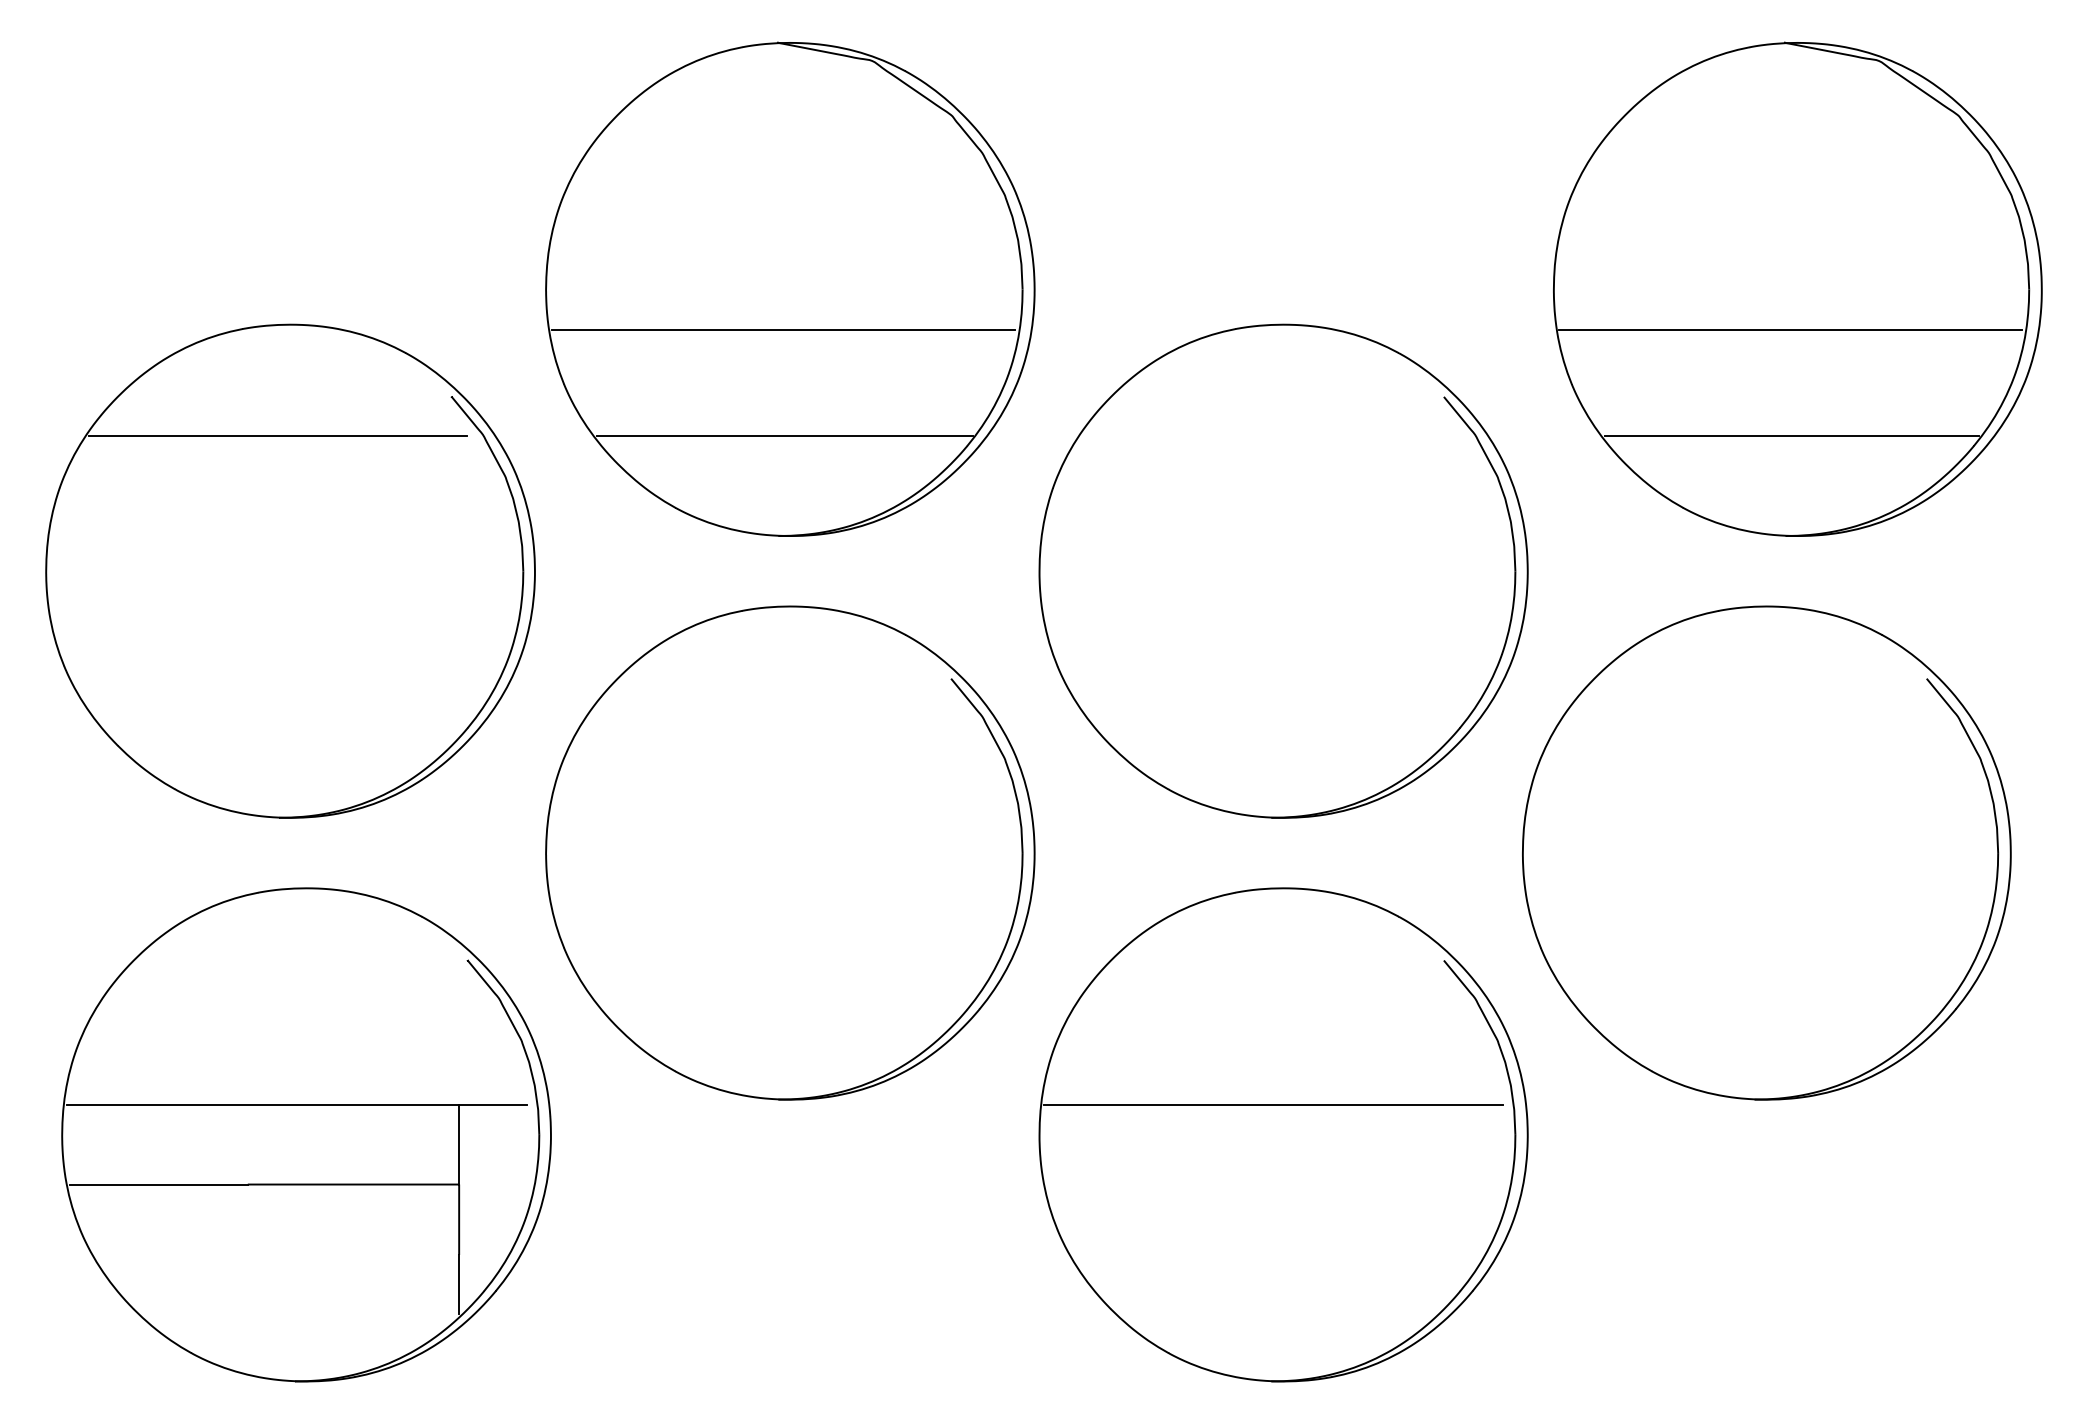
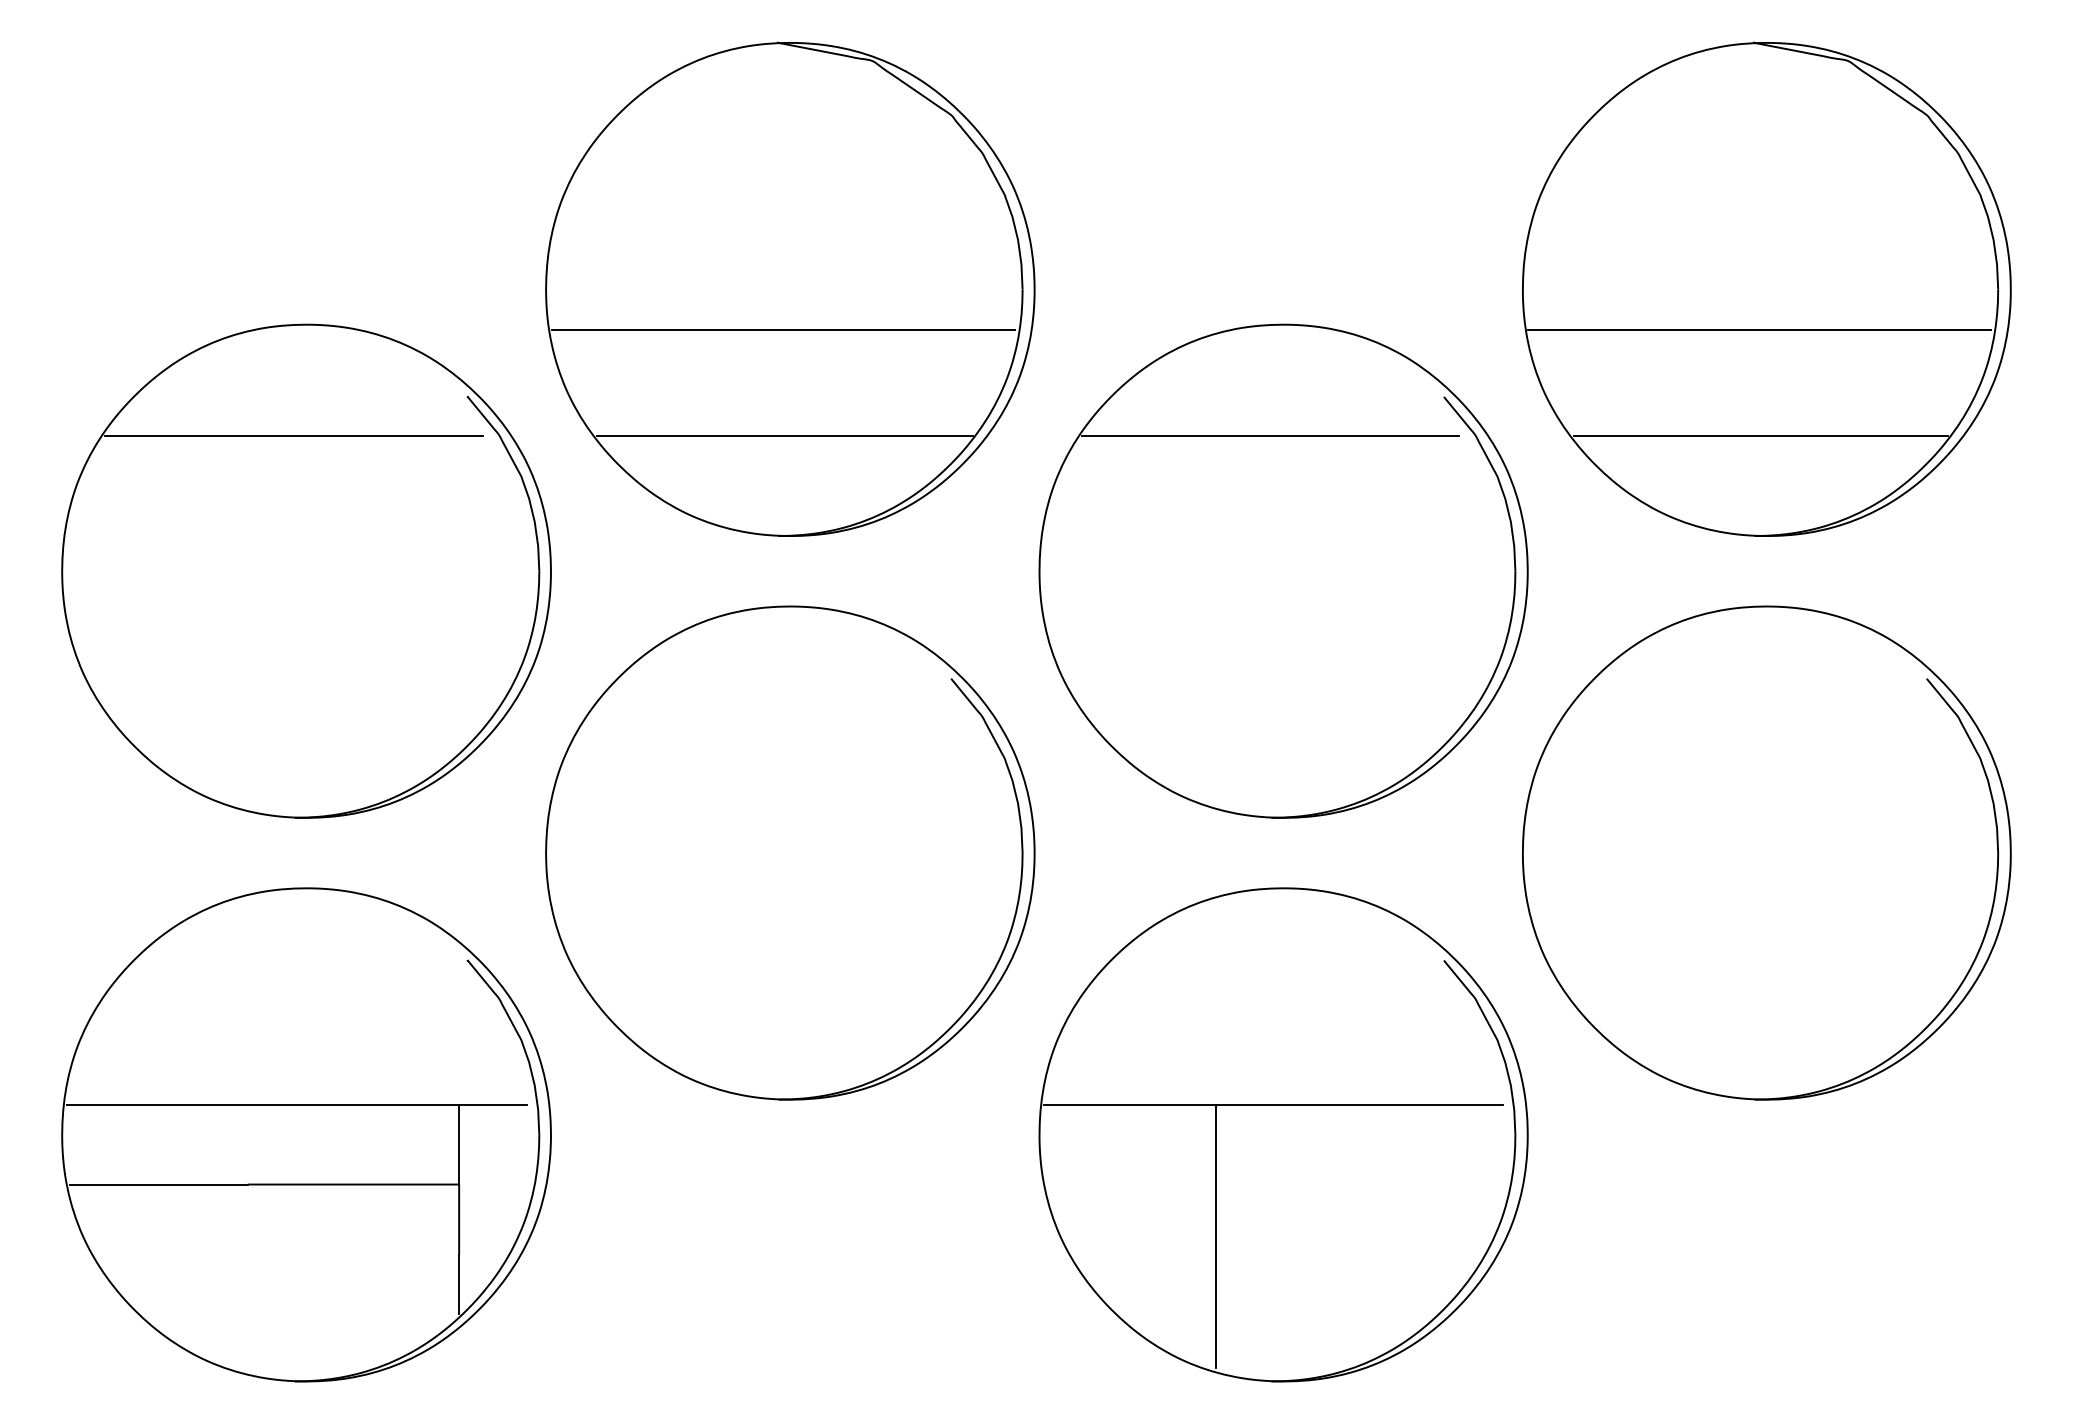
part position: (1797, 288) -> (1766, 288) (1766, 288)
line: none -> present (1270, 435)
part position: (290, 570) -> (306, 570) (306, 570)
line: none -> present (1216, 1236)
